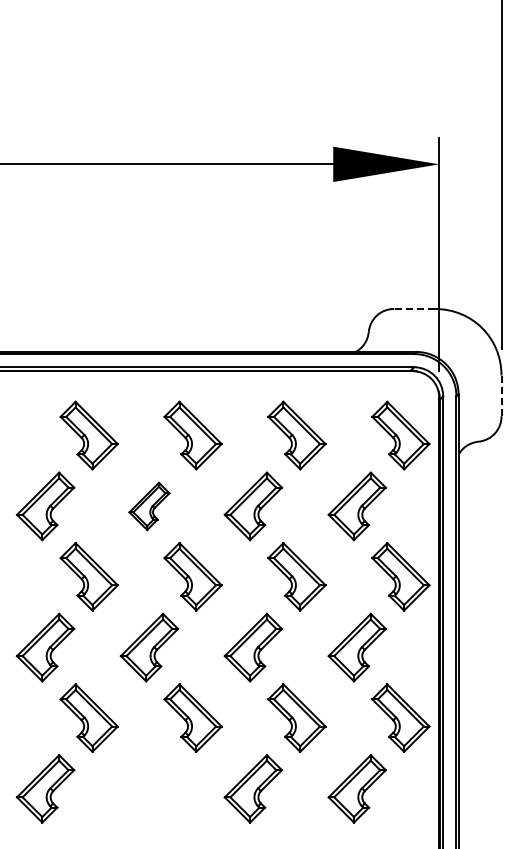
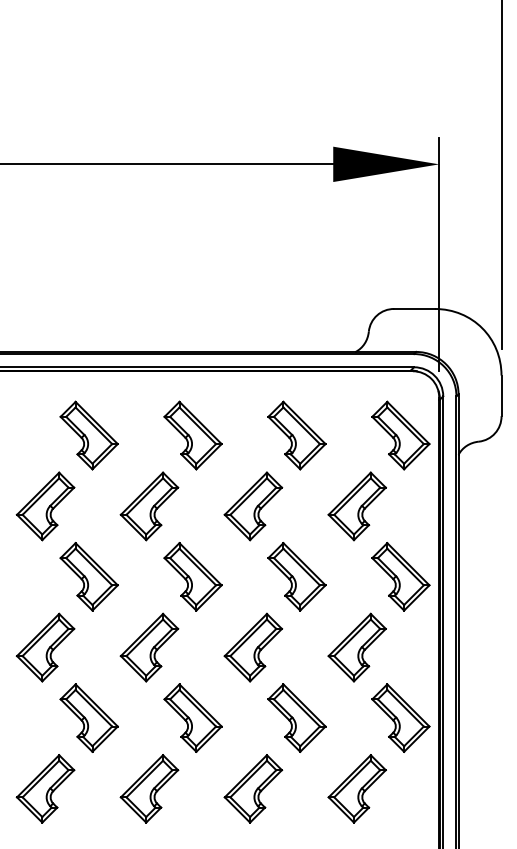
line: dashed -> solid (414, 308)
line: dashed -> solid (501, 395)
part size: 43x51 px -> 61x71 px (149, 506)
part: none -> present (149, 788)
